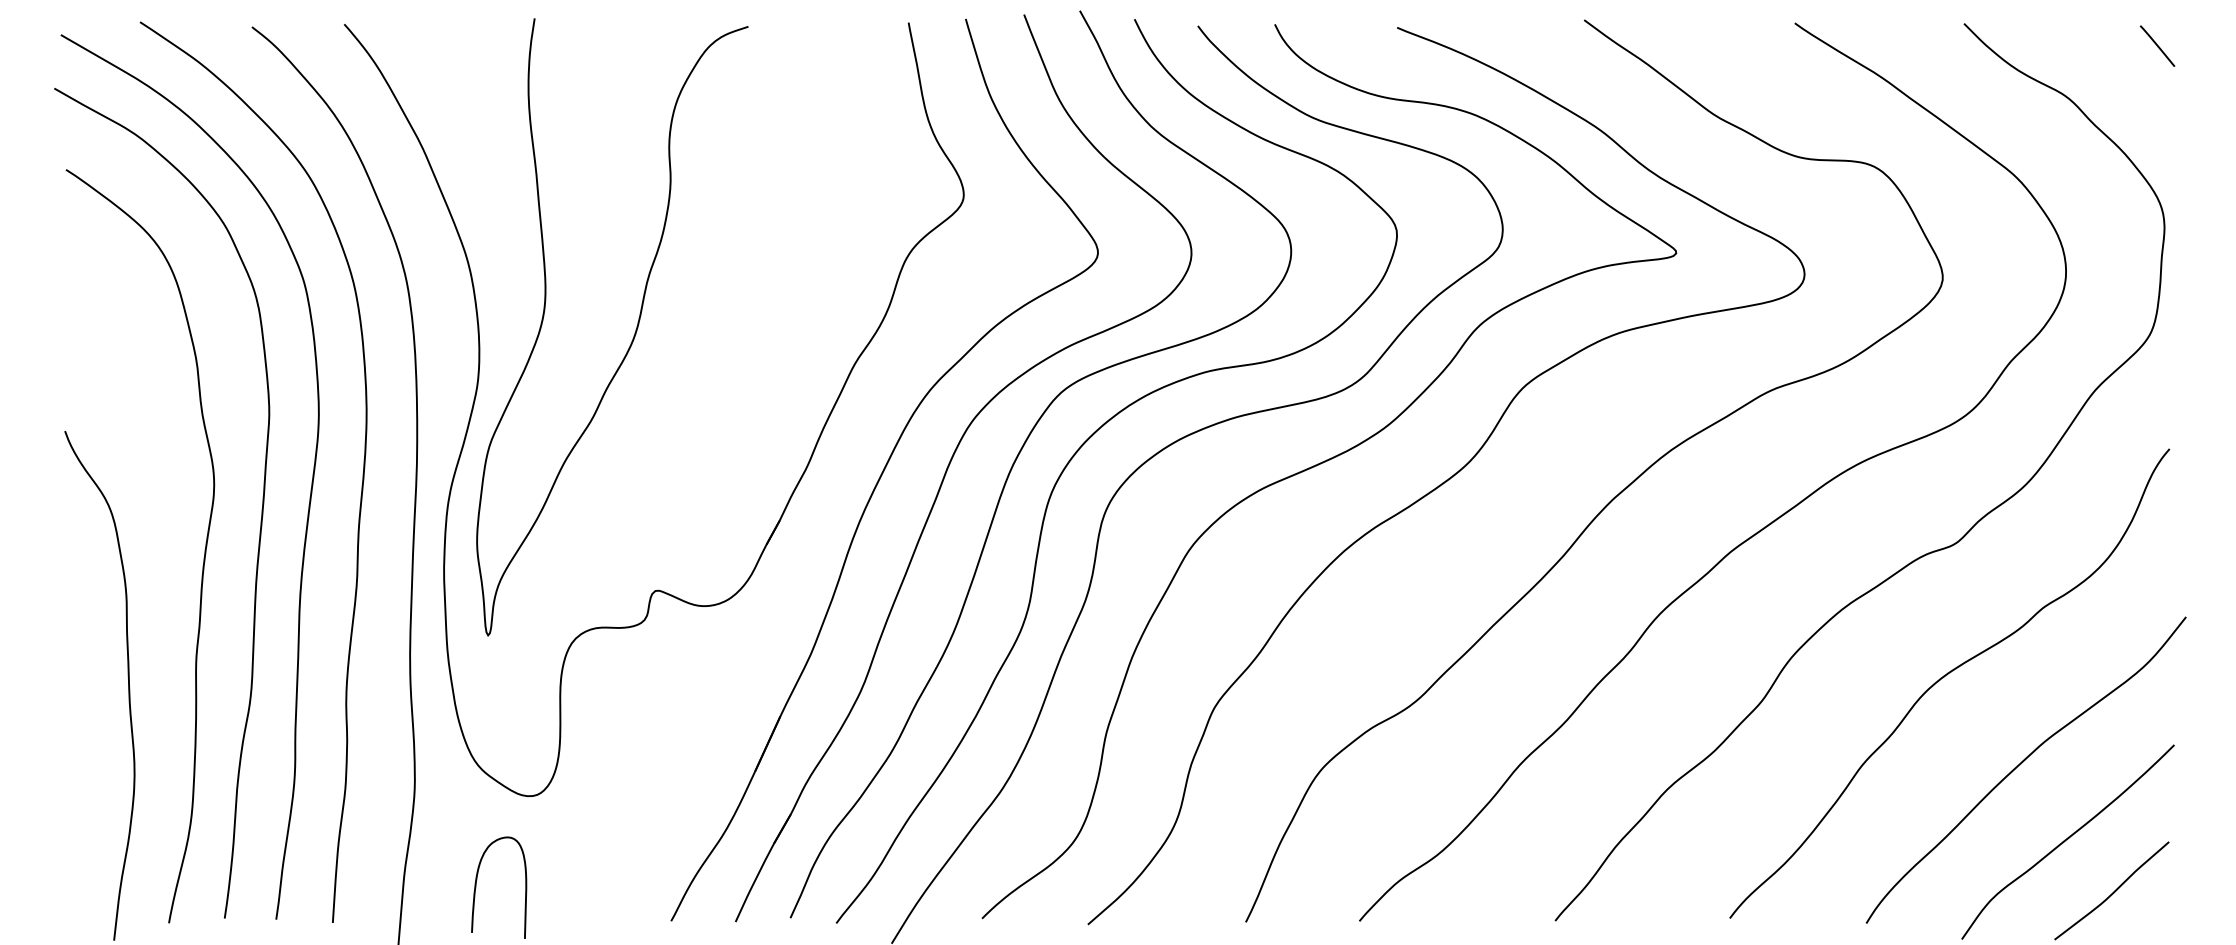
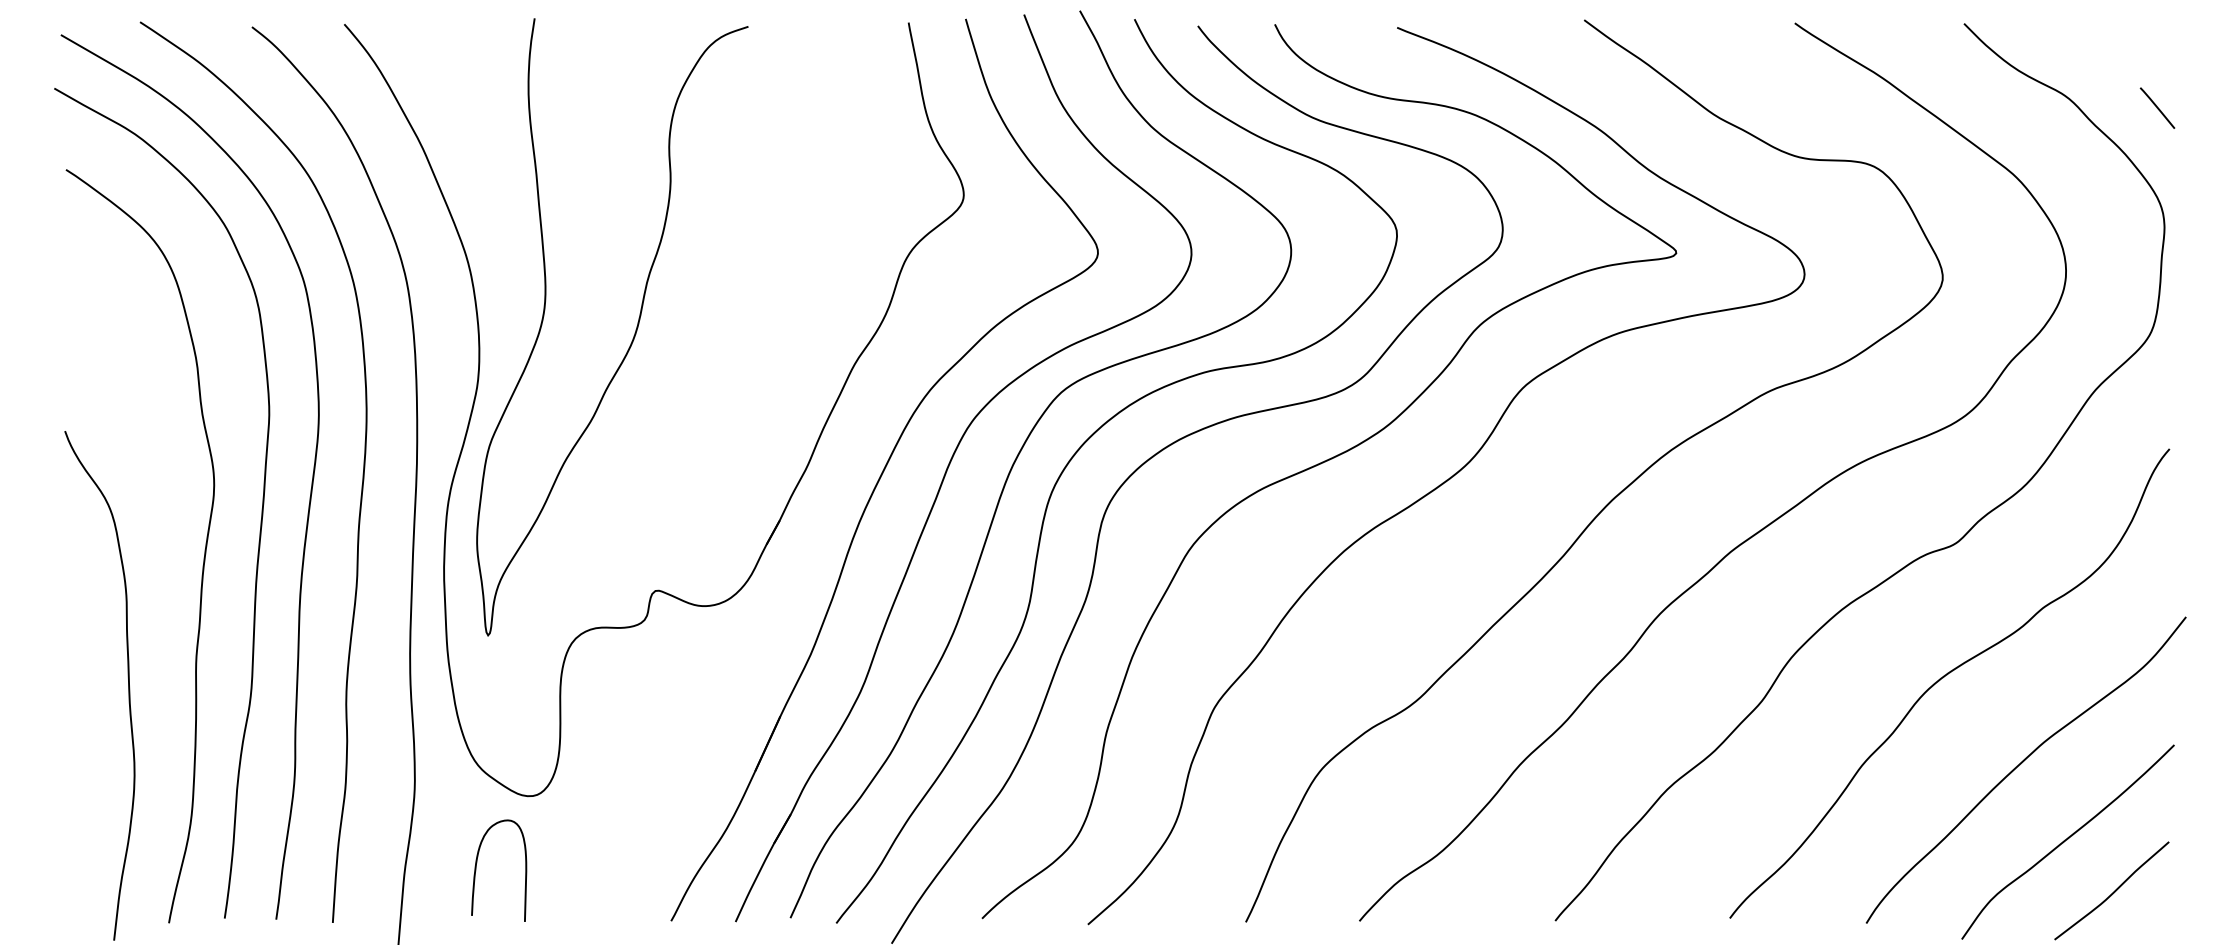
line position: (2157, 45) -> (2157, 107) (2157, 107)
curve position: (476, 887) -> (476, 870) (476, 870)
